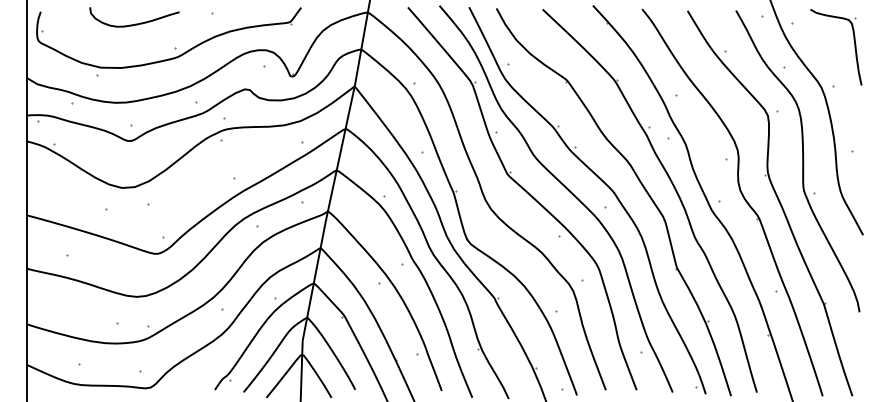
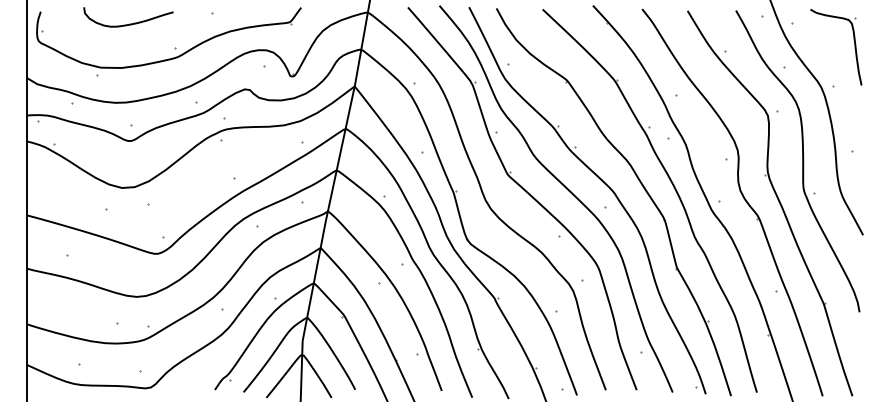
curve position: (135, 23) -> (129, 23) (129, 23)
